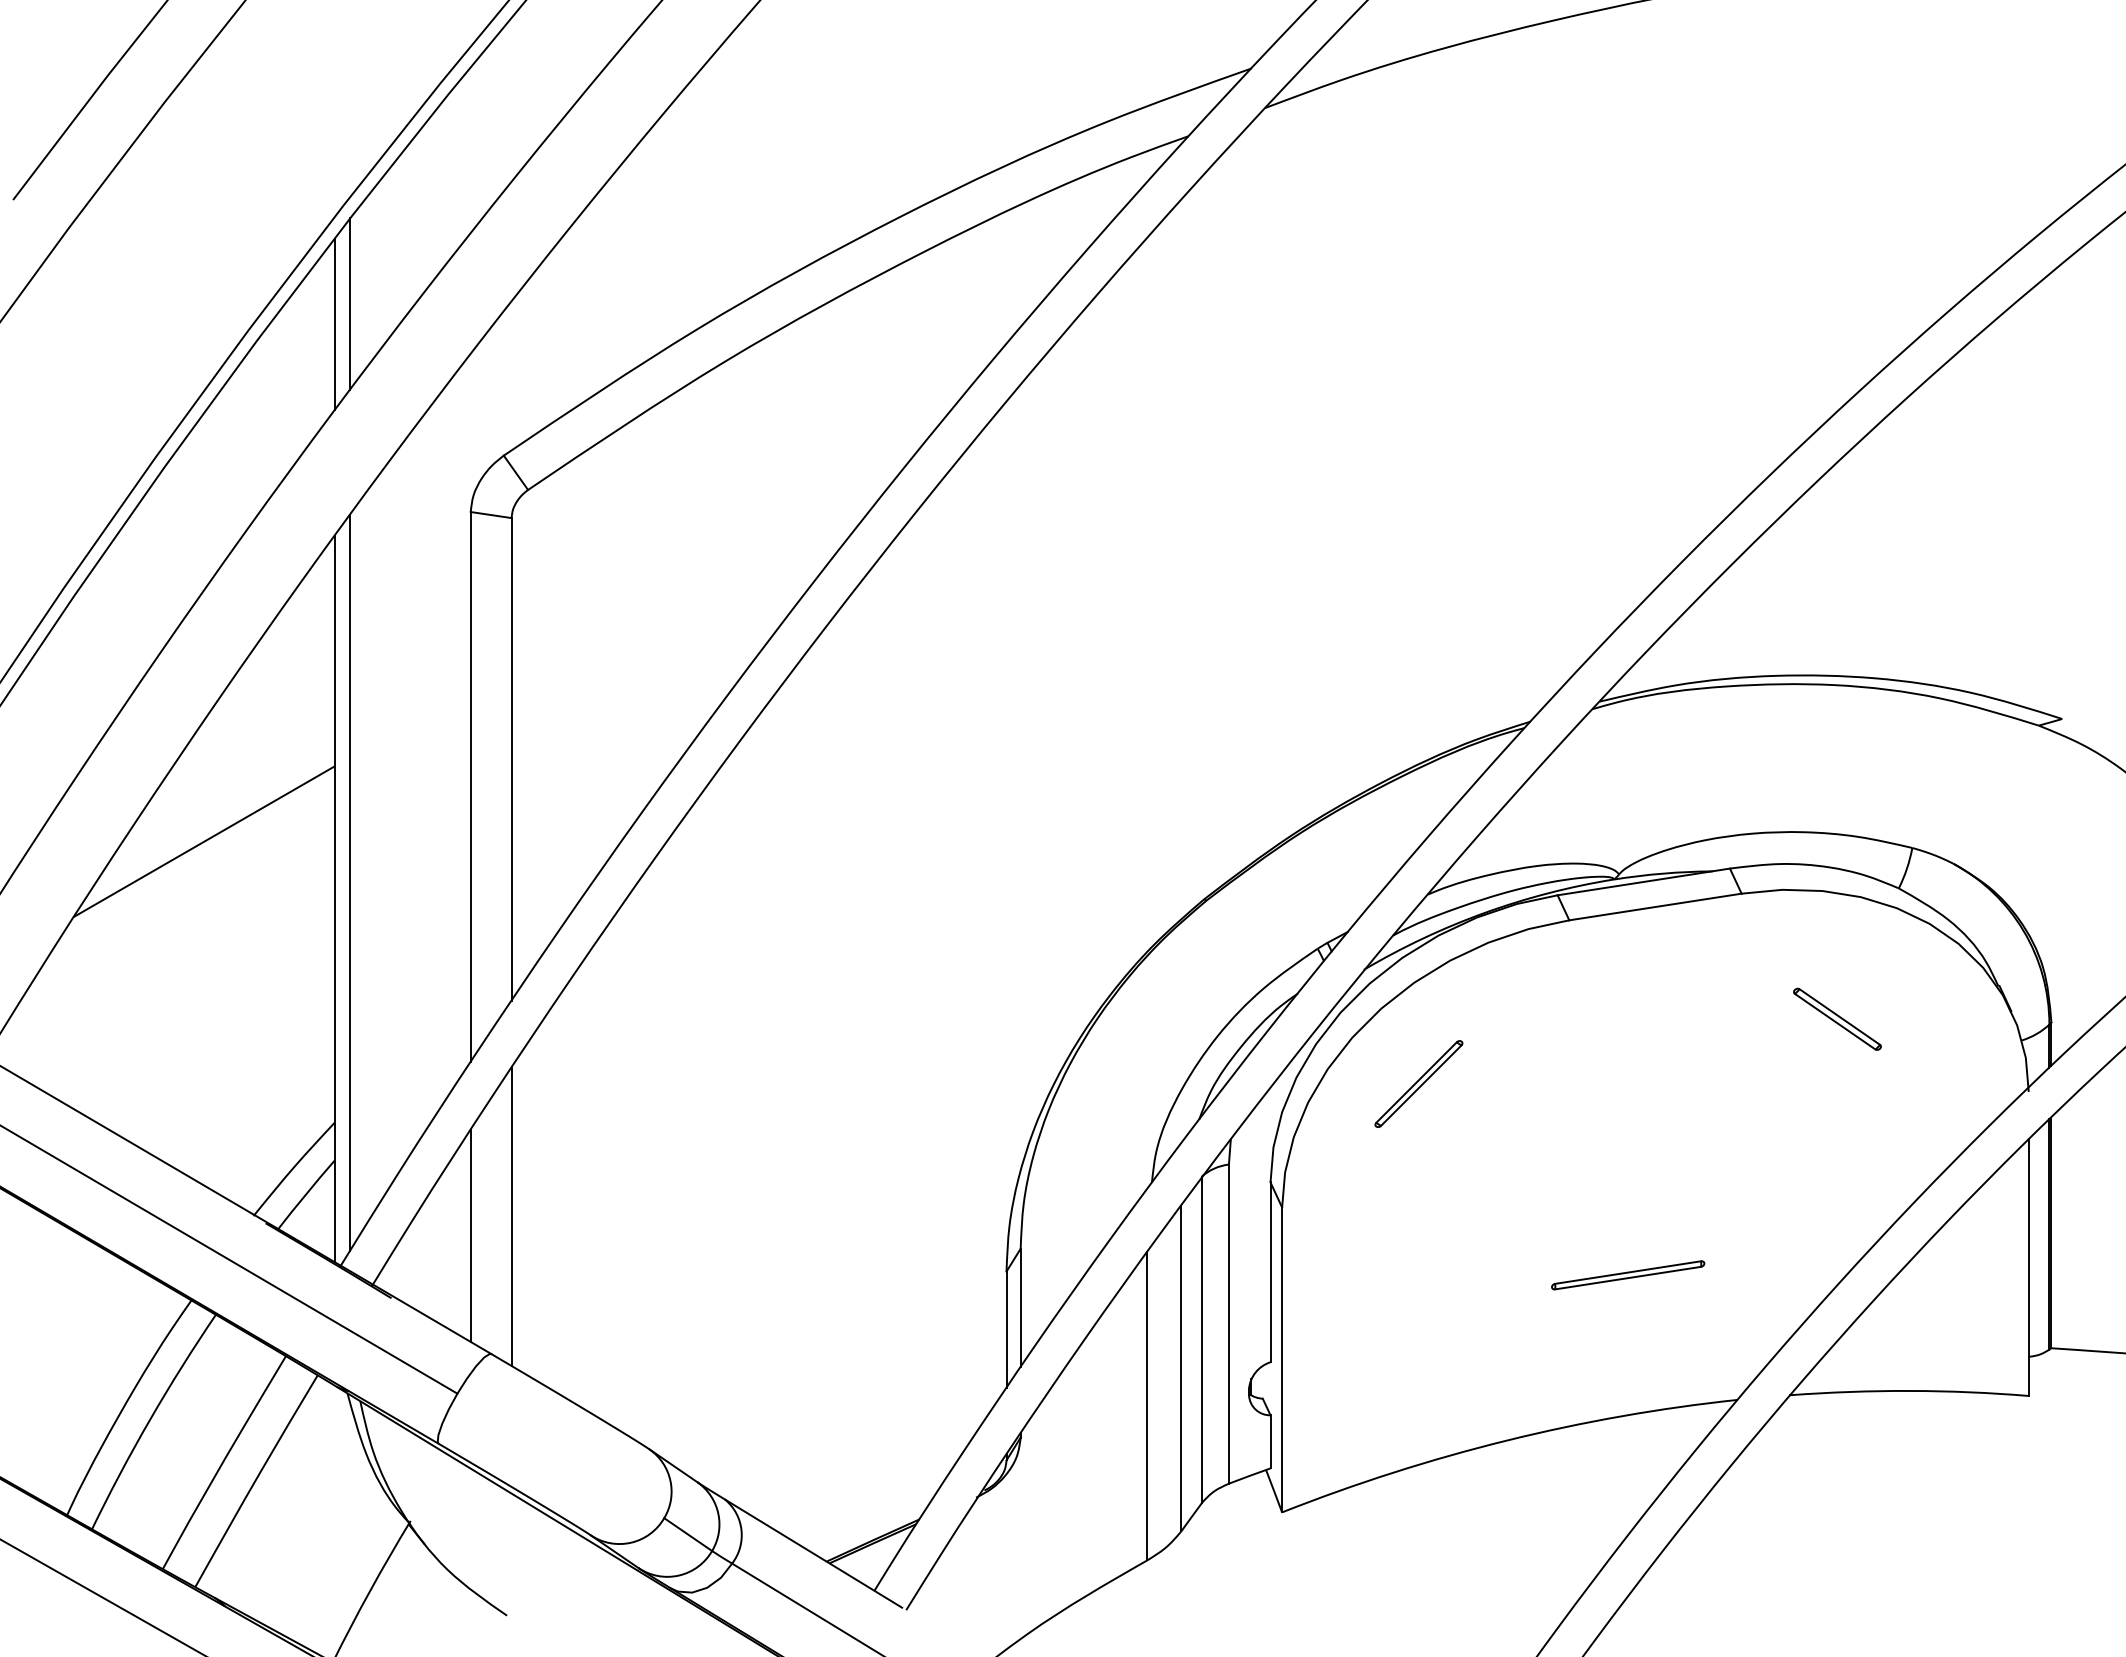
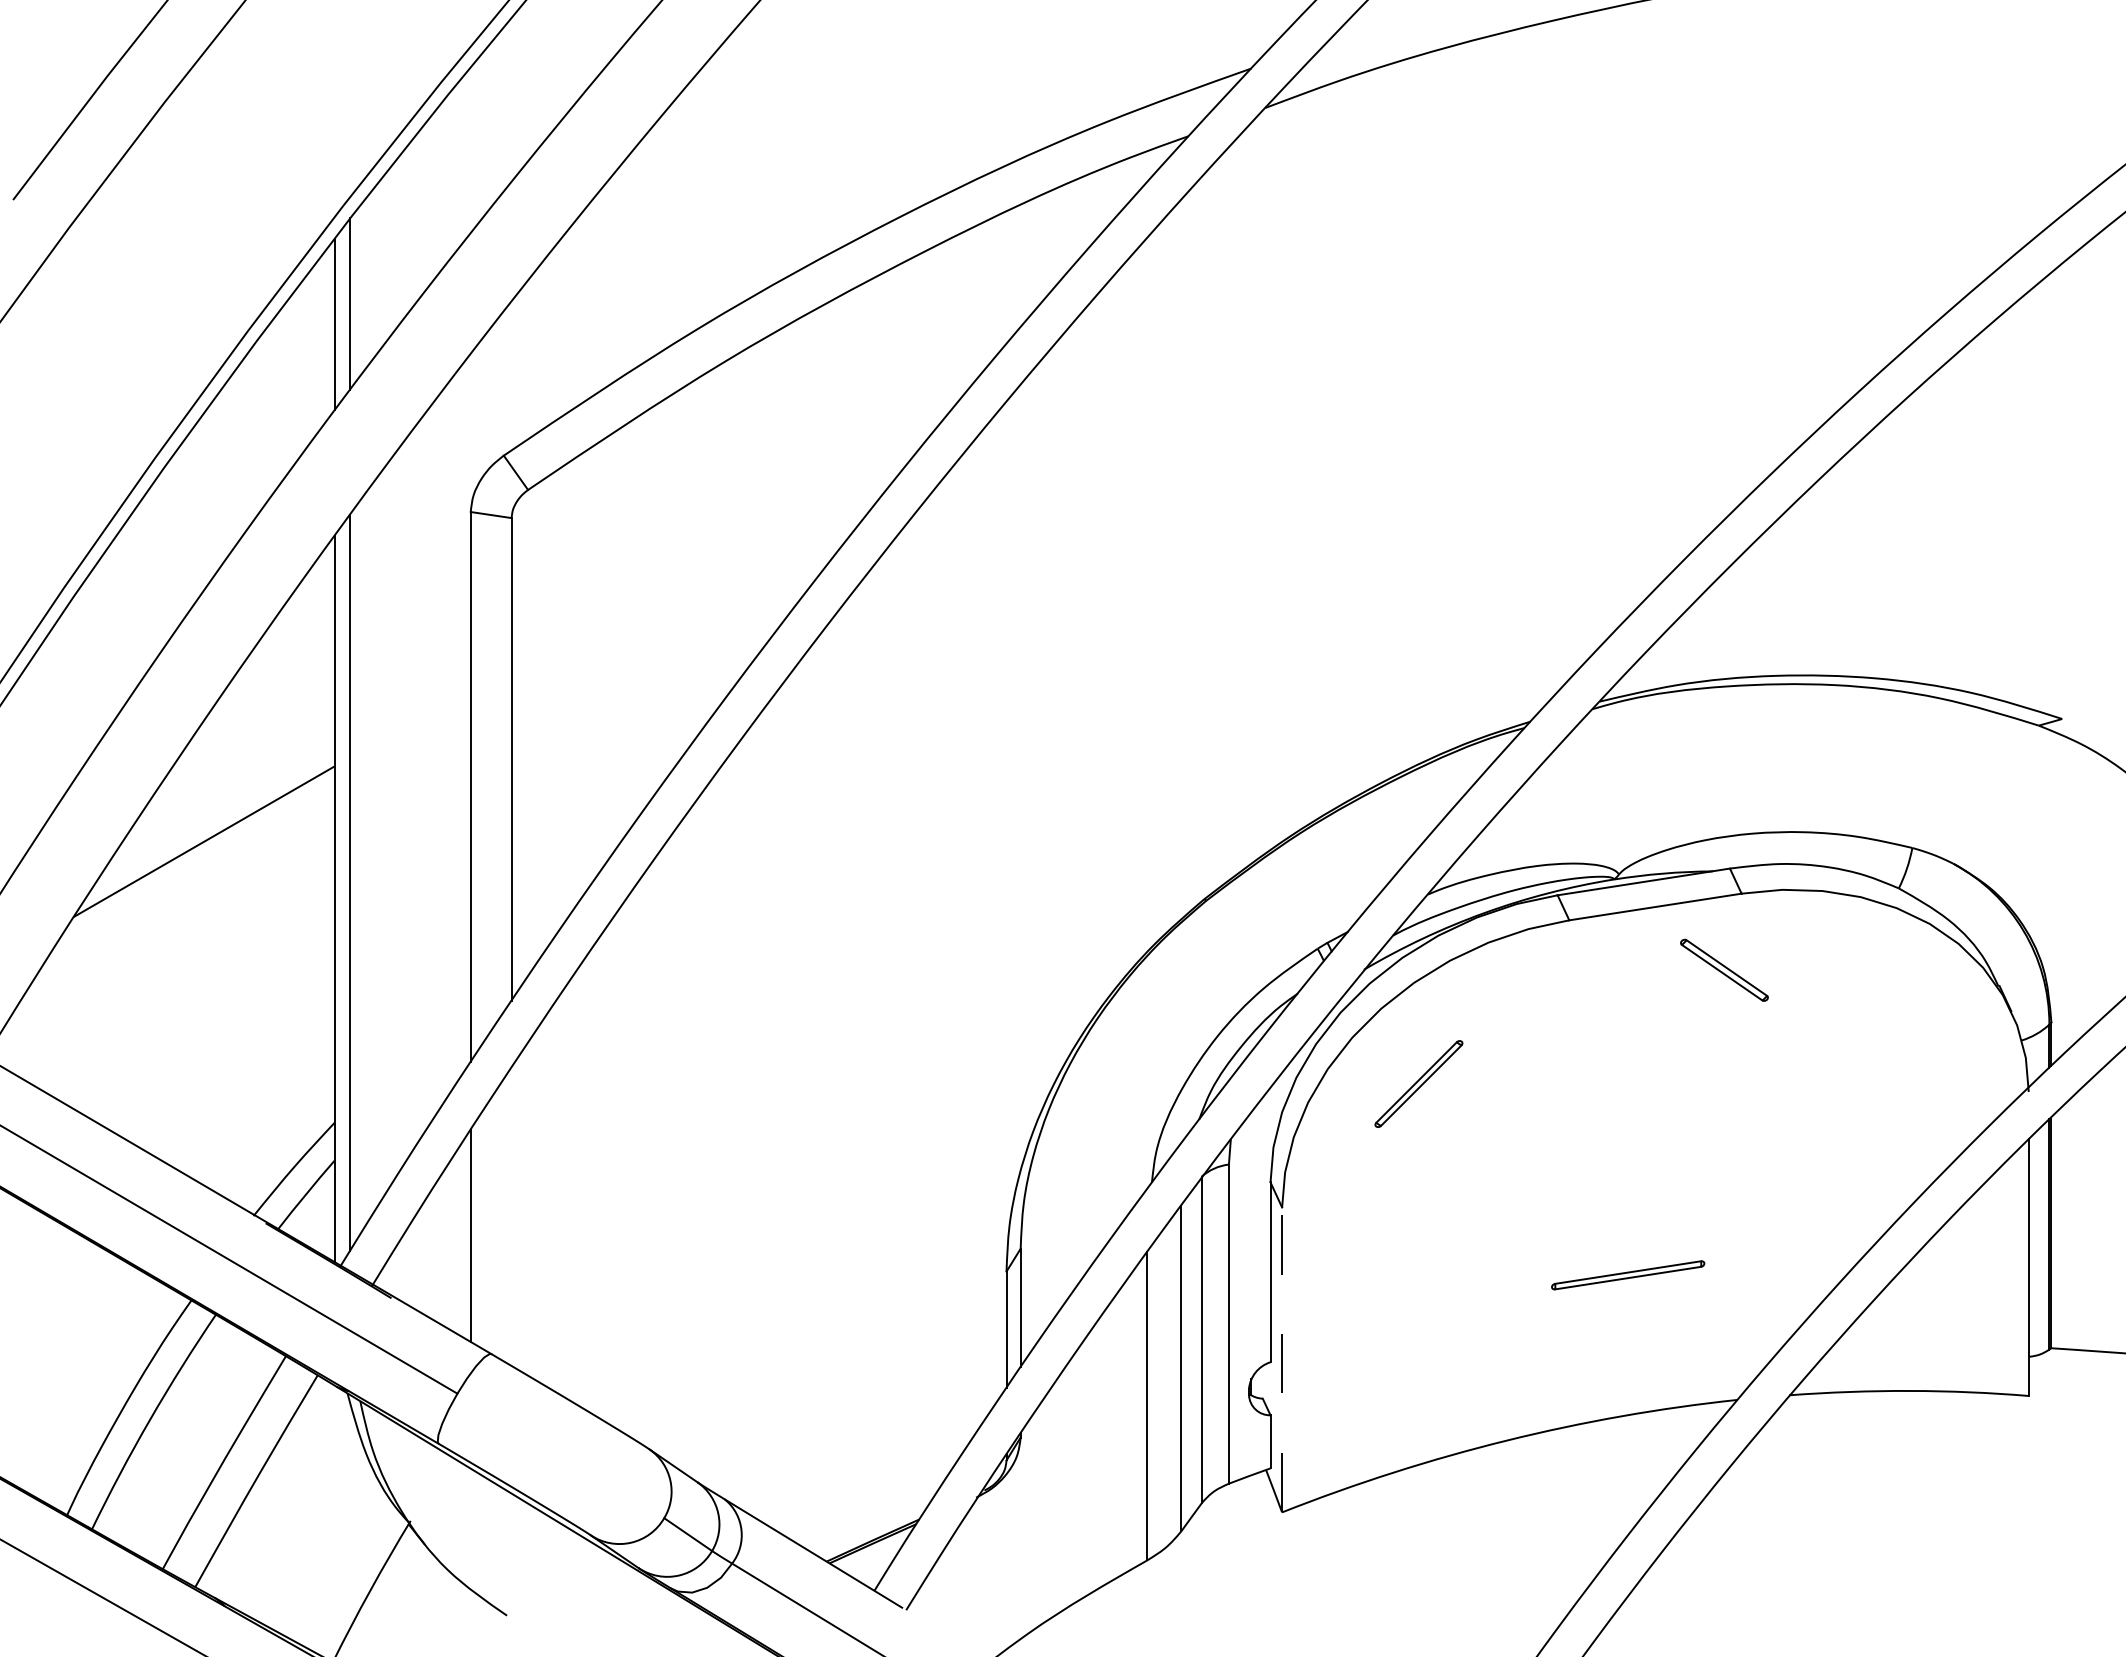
part position: (1837, 1018) -> (1724, 969) (1724, 969)
line: present -> none (511, 1216)
line: solid -> dashed (1282, 1359)
